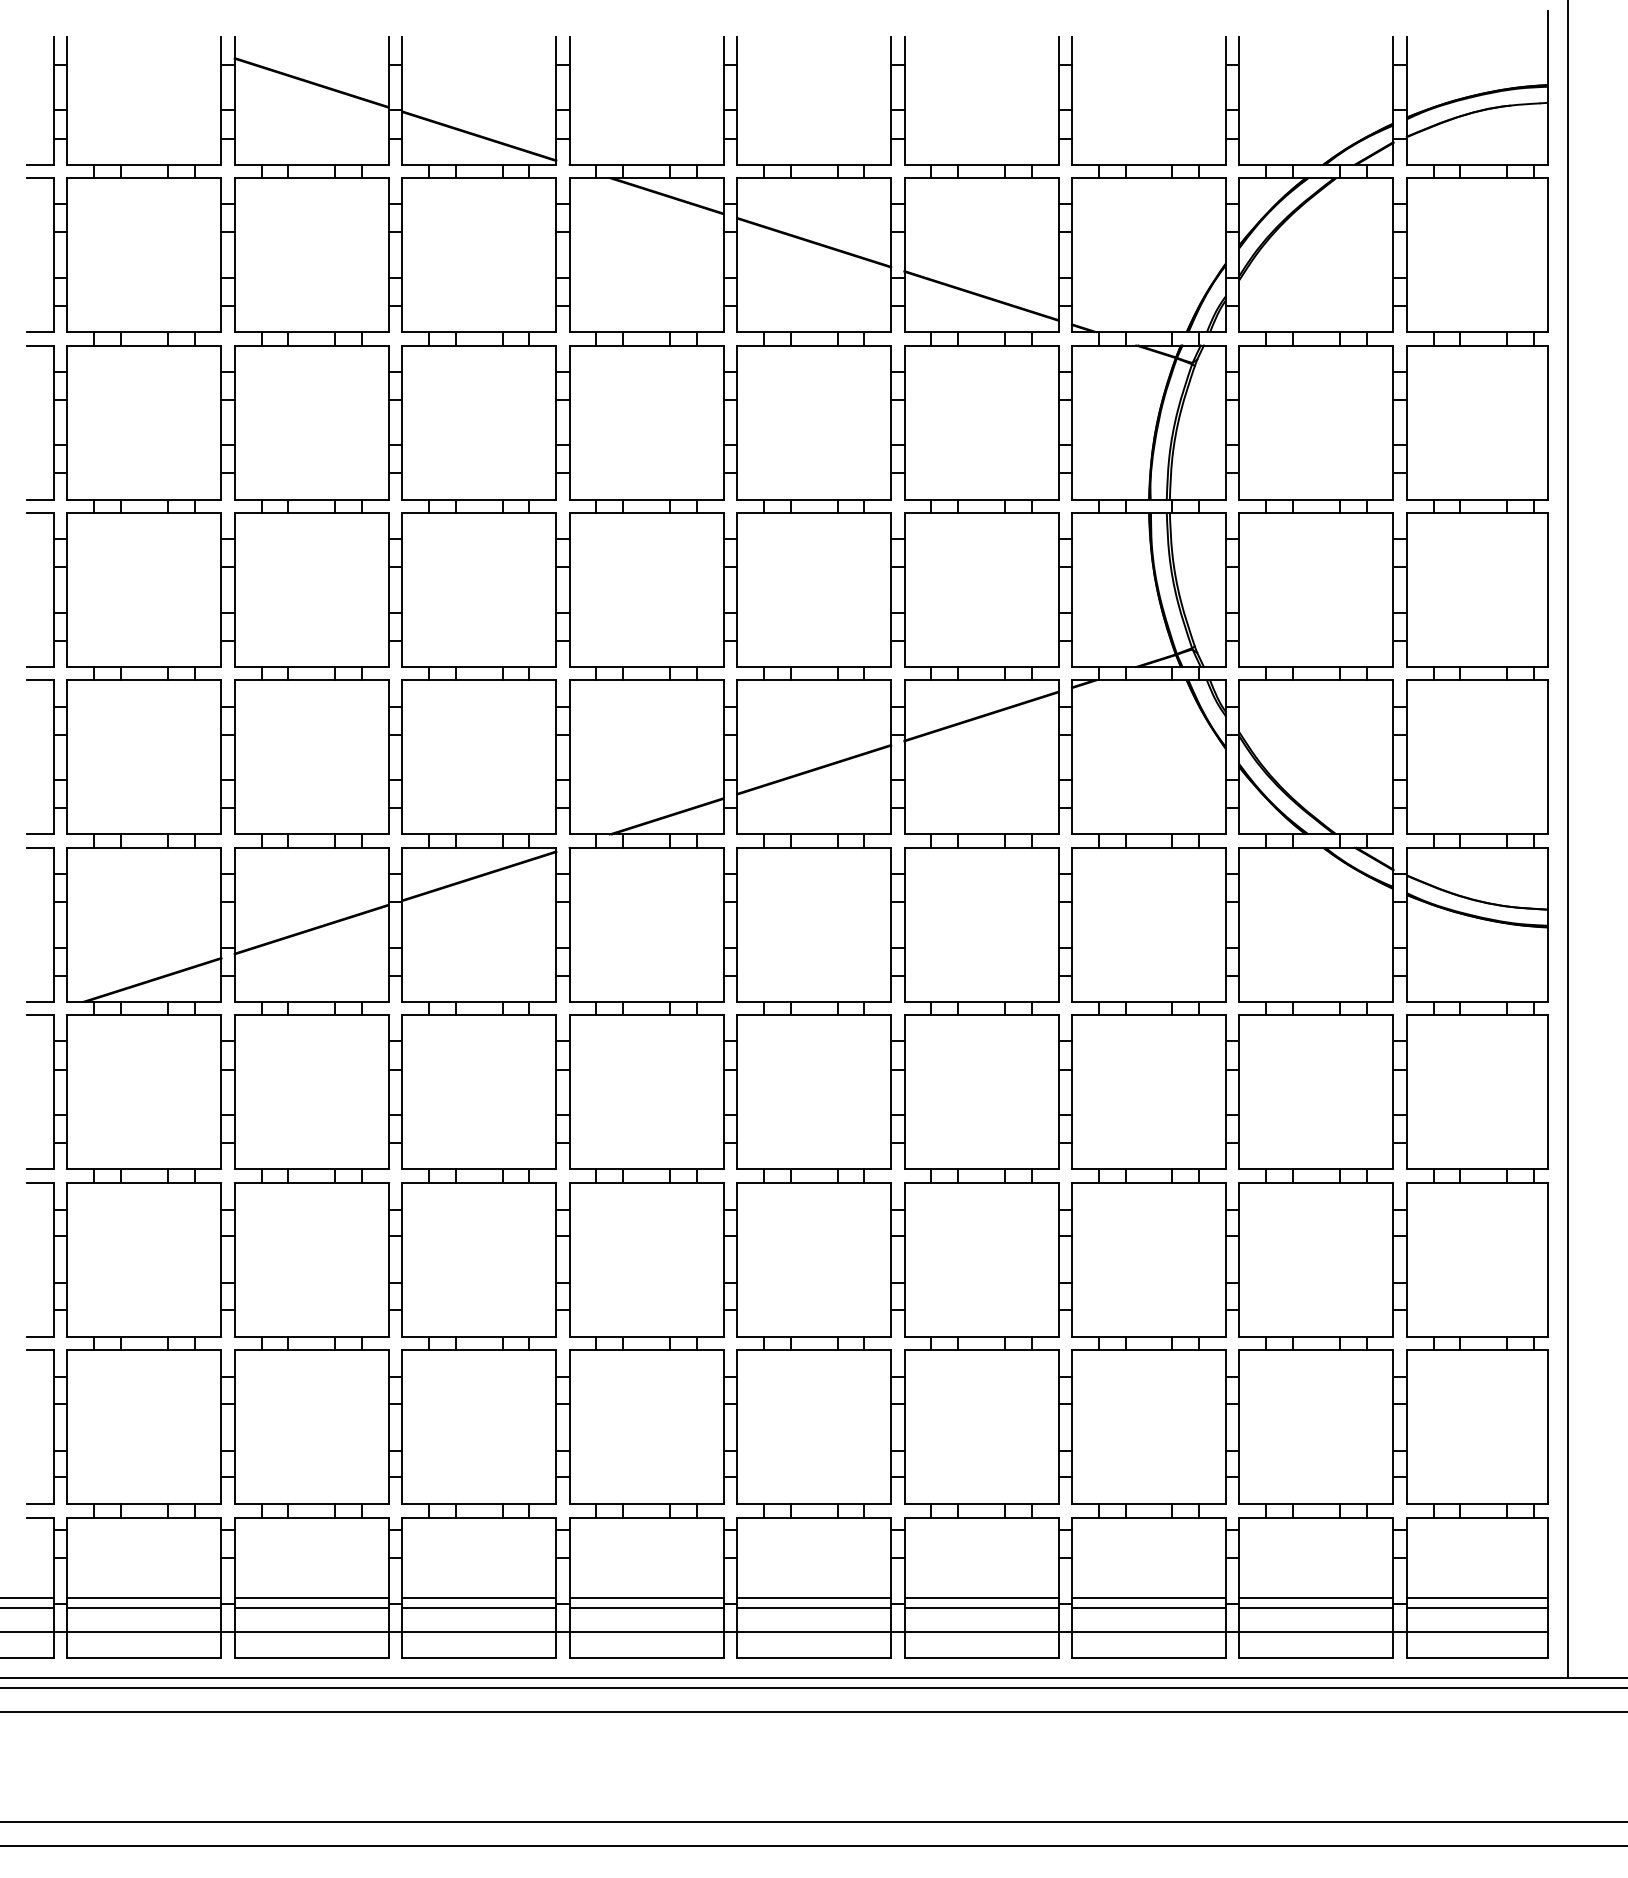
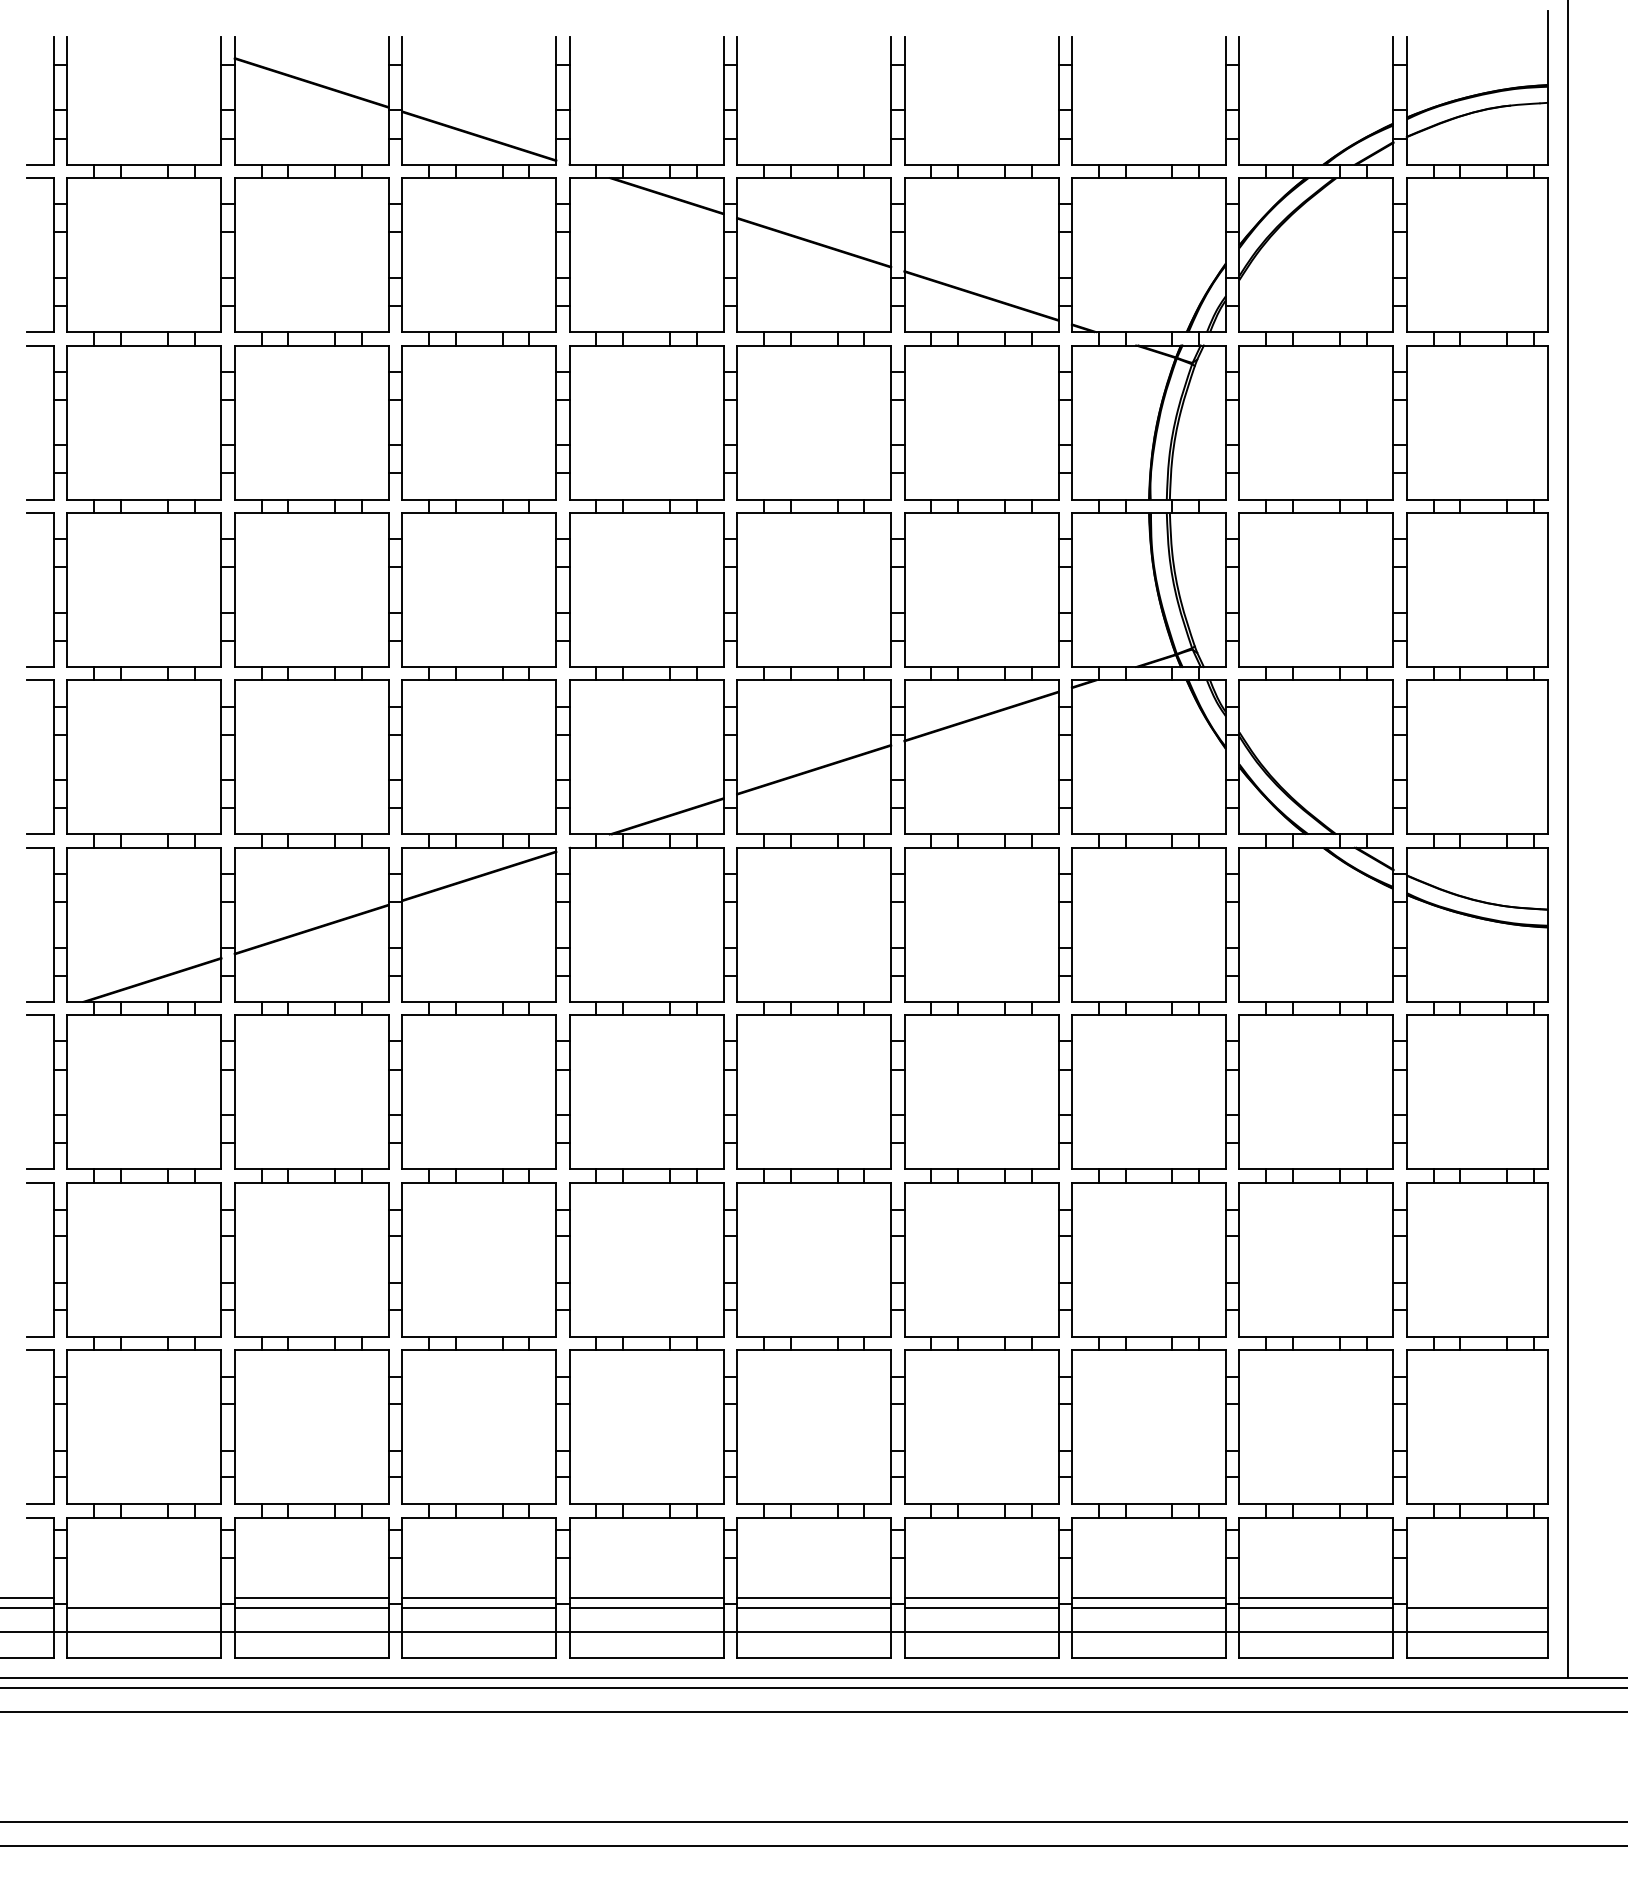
line: present -> none (144, 1597)
line: present -> none (1476, 1597)
